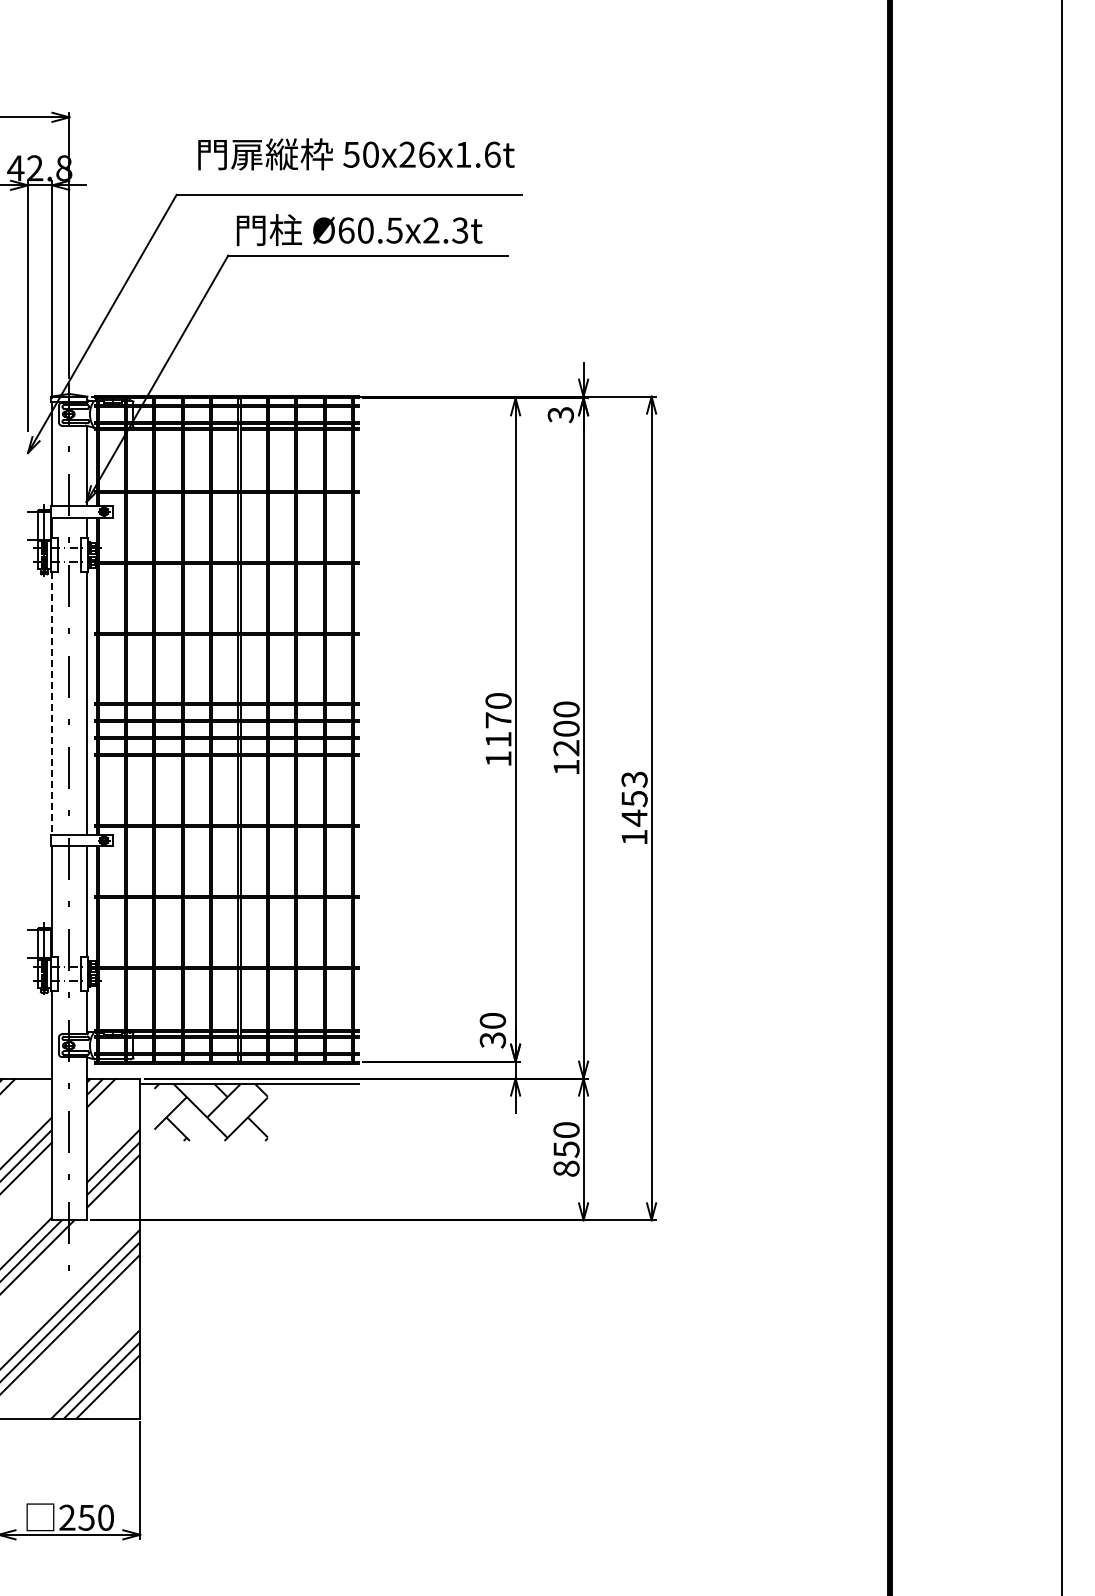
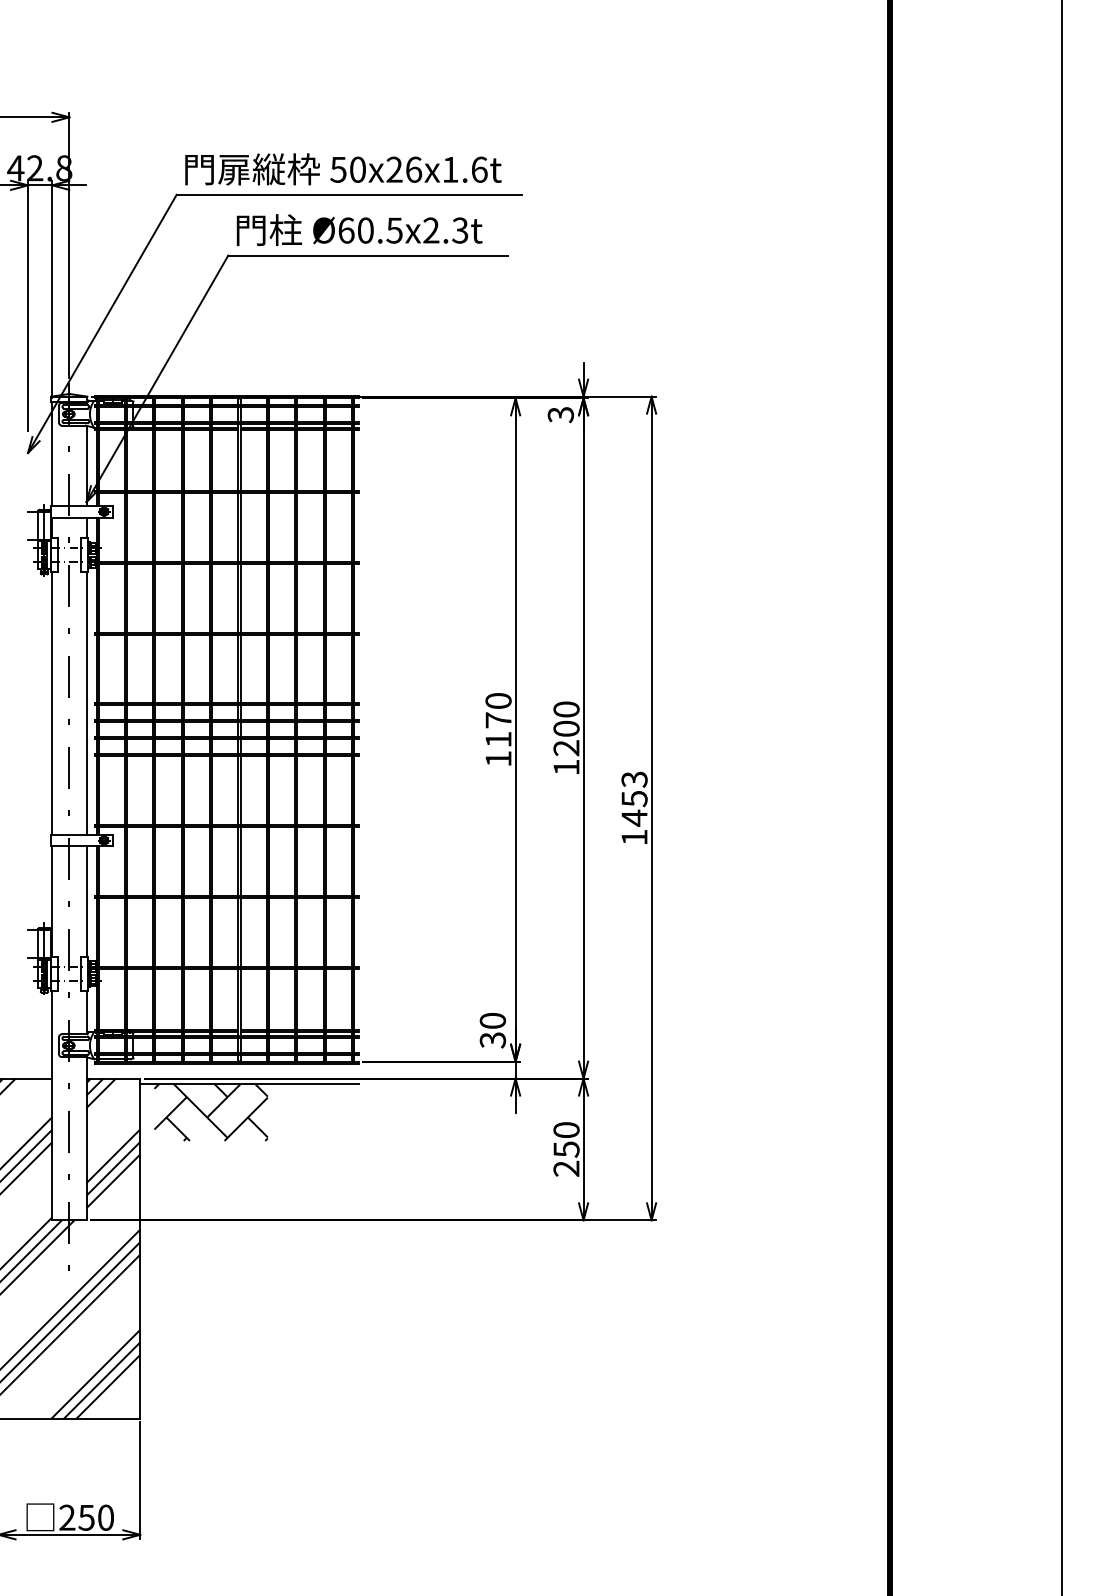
text position: (356, 154) -> (343, 169) (343, 169)
line: dashed -> solid (52, 703)
text: 850 -> 250 (566, 1168)
